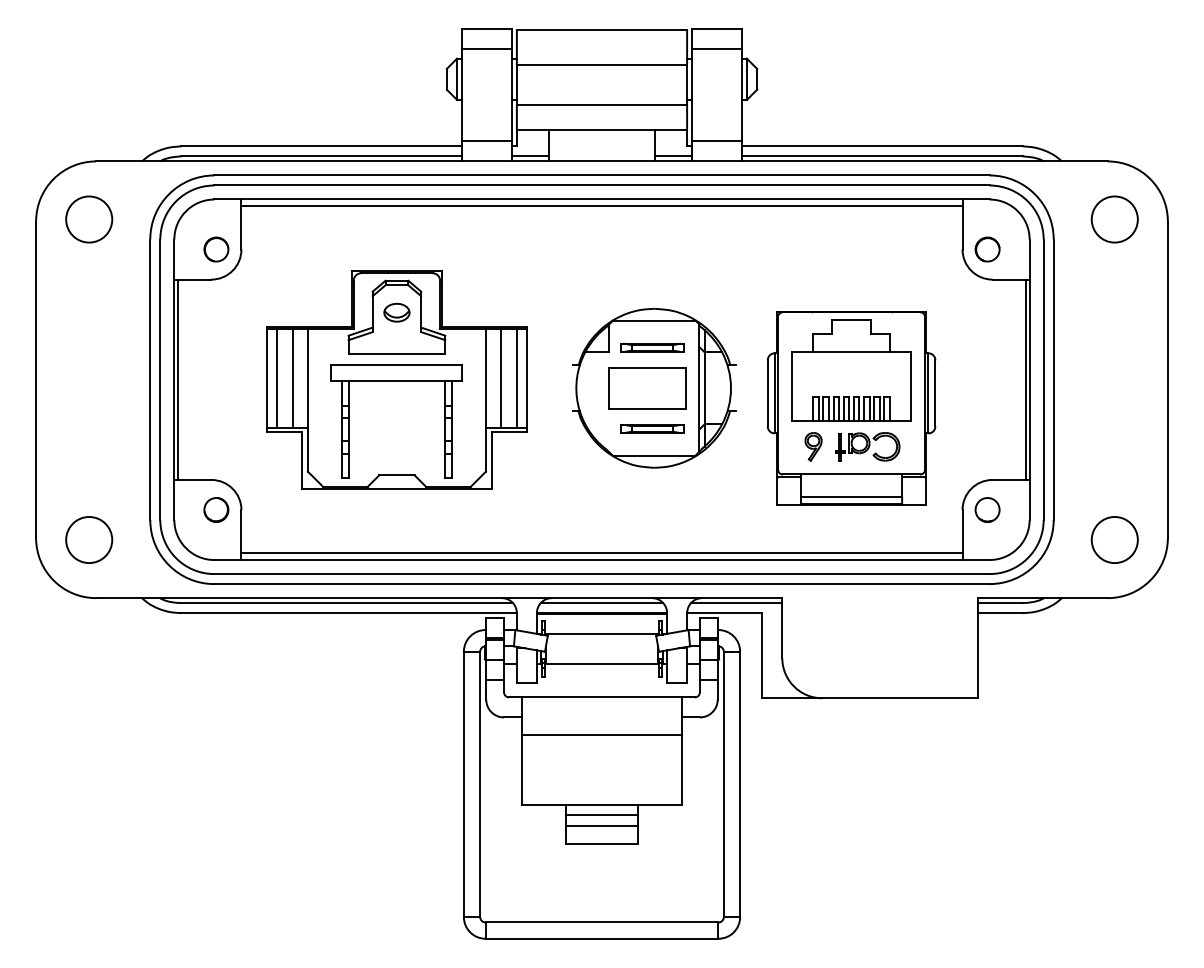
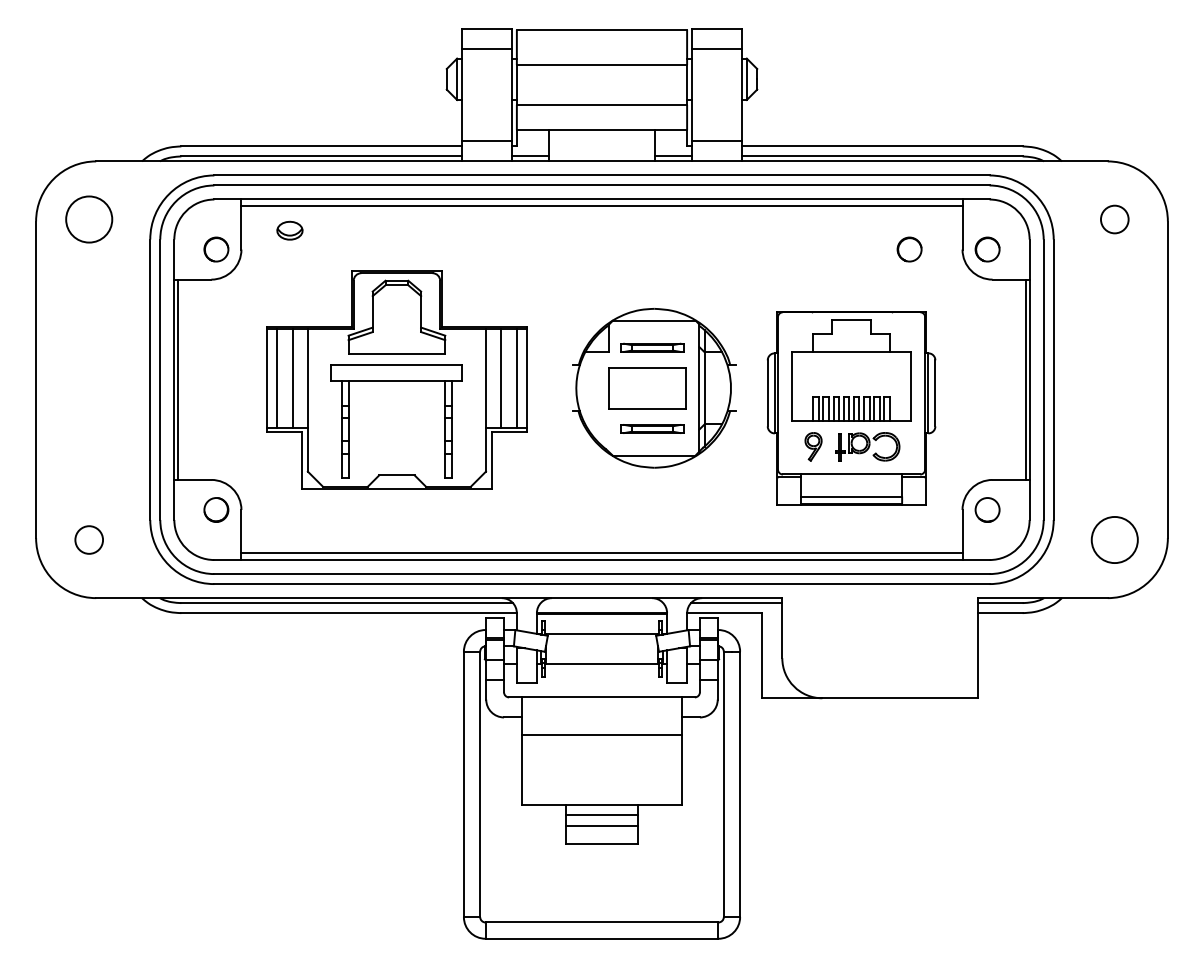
circle diameter: 46 px -> 28 px (1114, 219)
circle: none -> present (909, 249)
part position: (396, 312) -> (289, 230) (289, 230)
circle diameter: 46 px -> 28 px (89, 539)
line: present -> none (601, 603)
